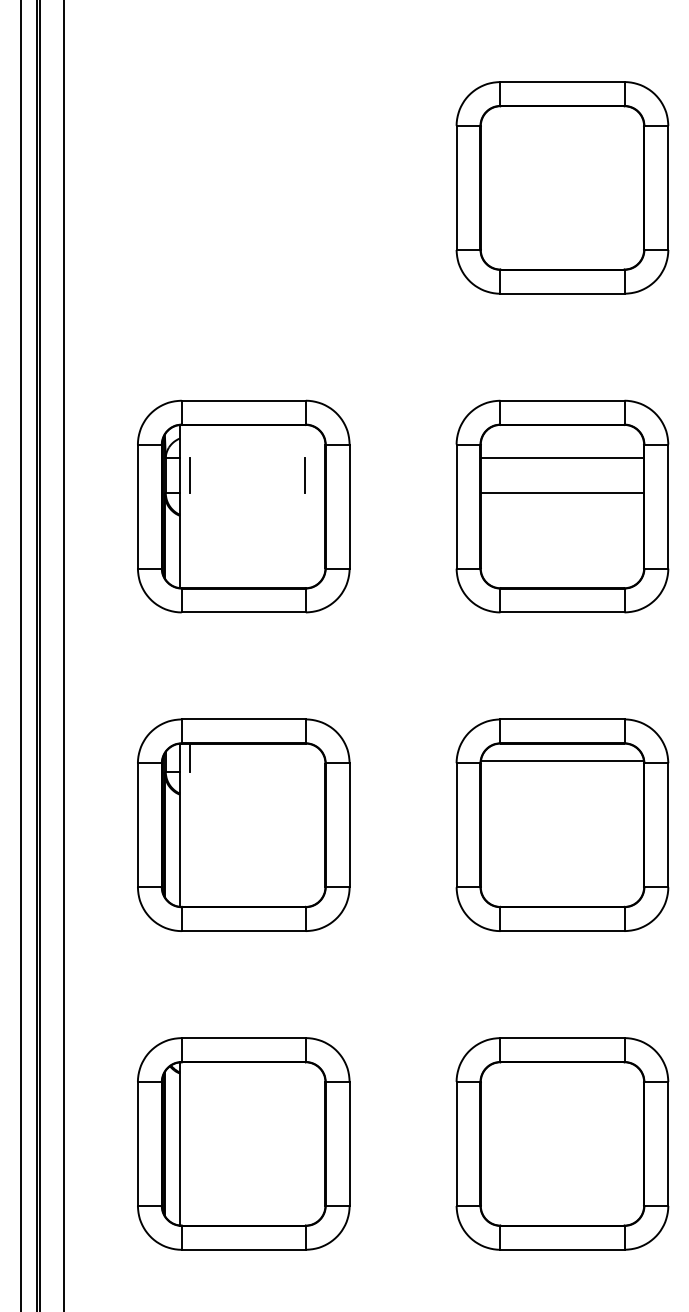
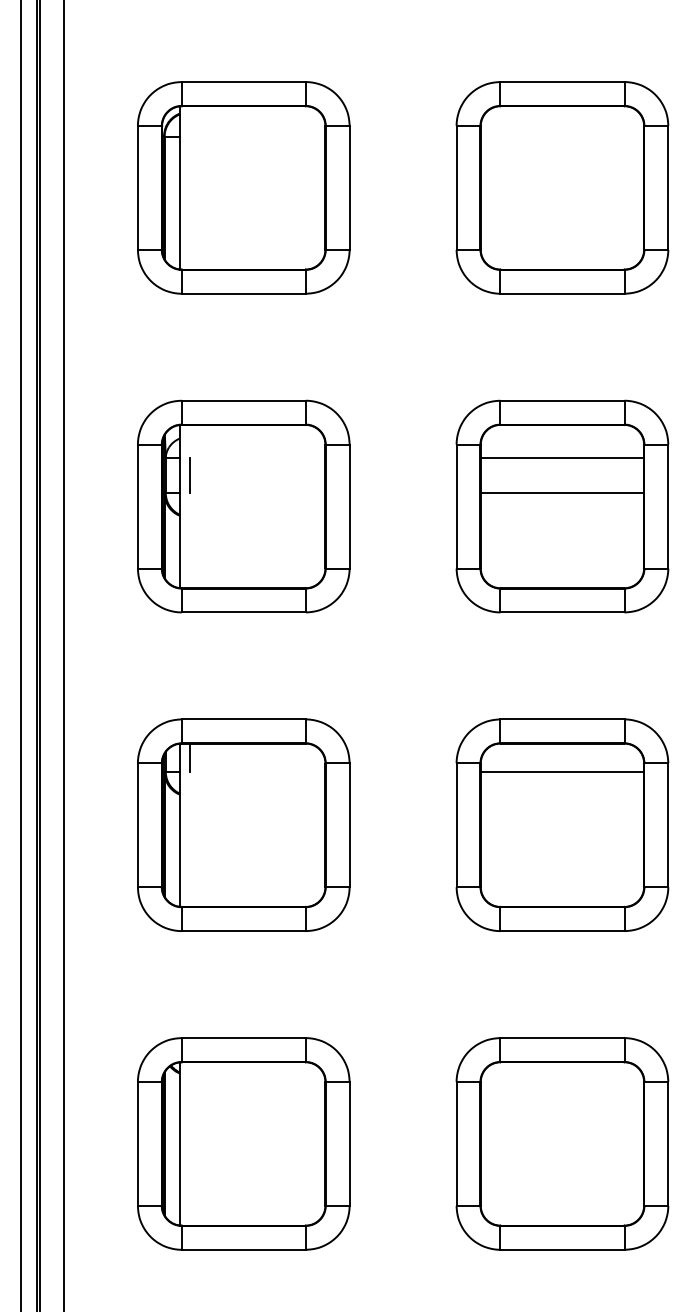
part: none -> present (243, 187)
line: present -> none (304, 475)
line position: (562, 760) -> (562, 771) (562, 771)
